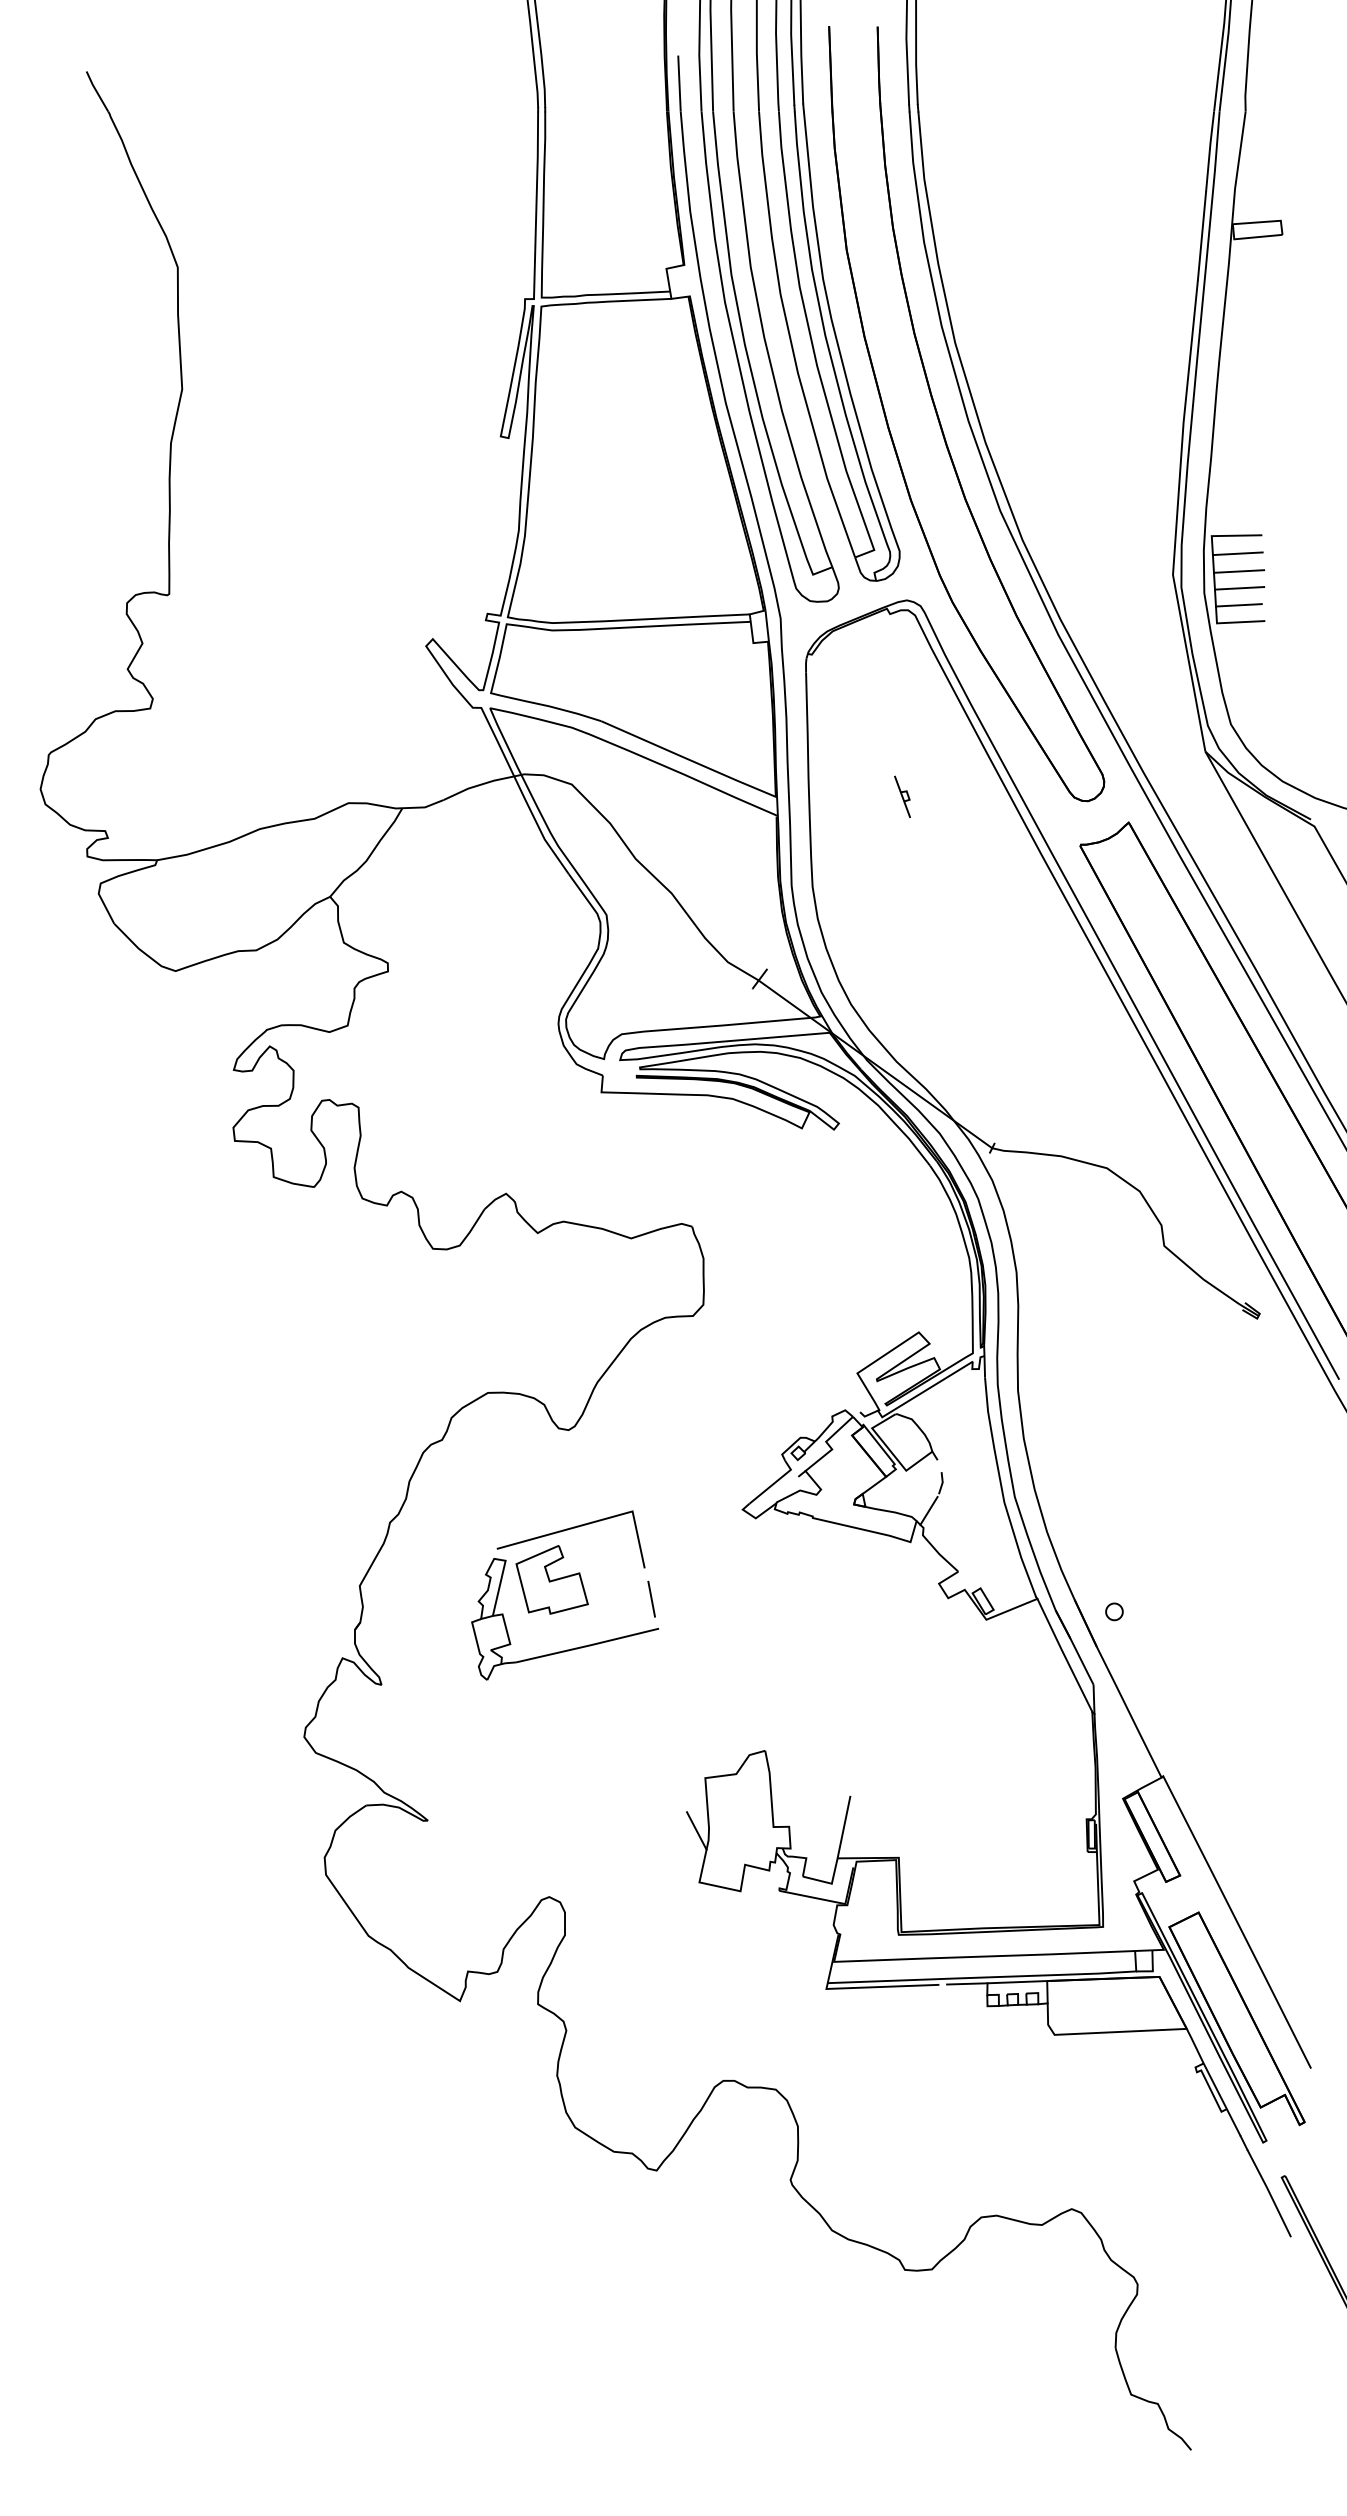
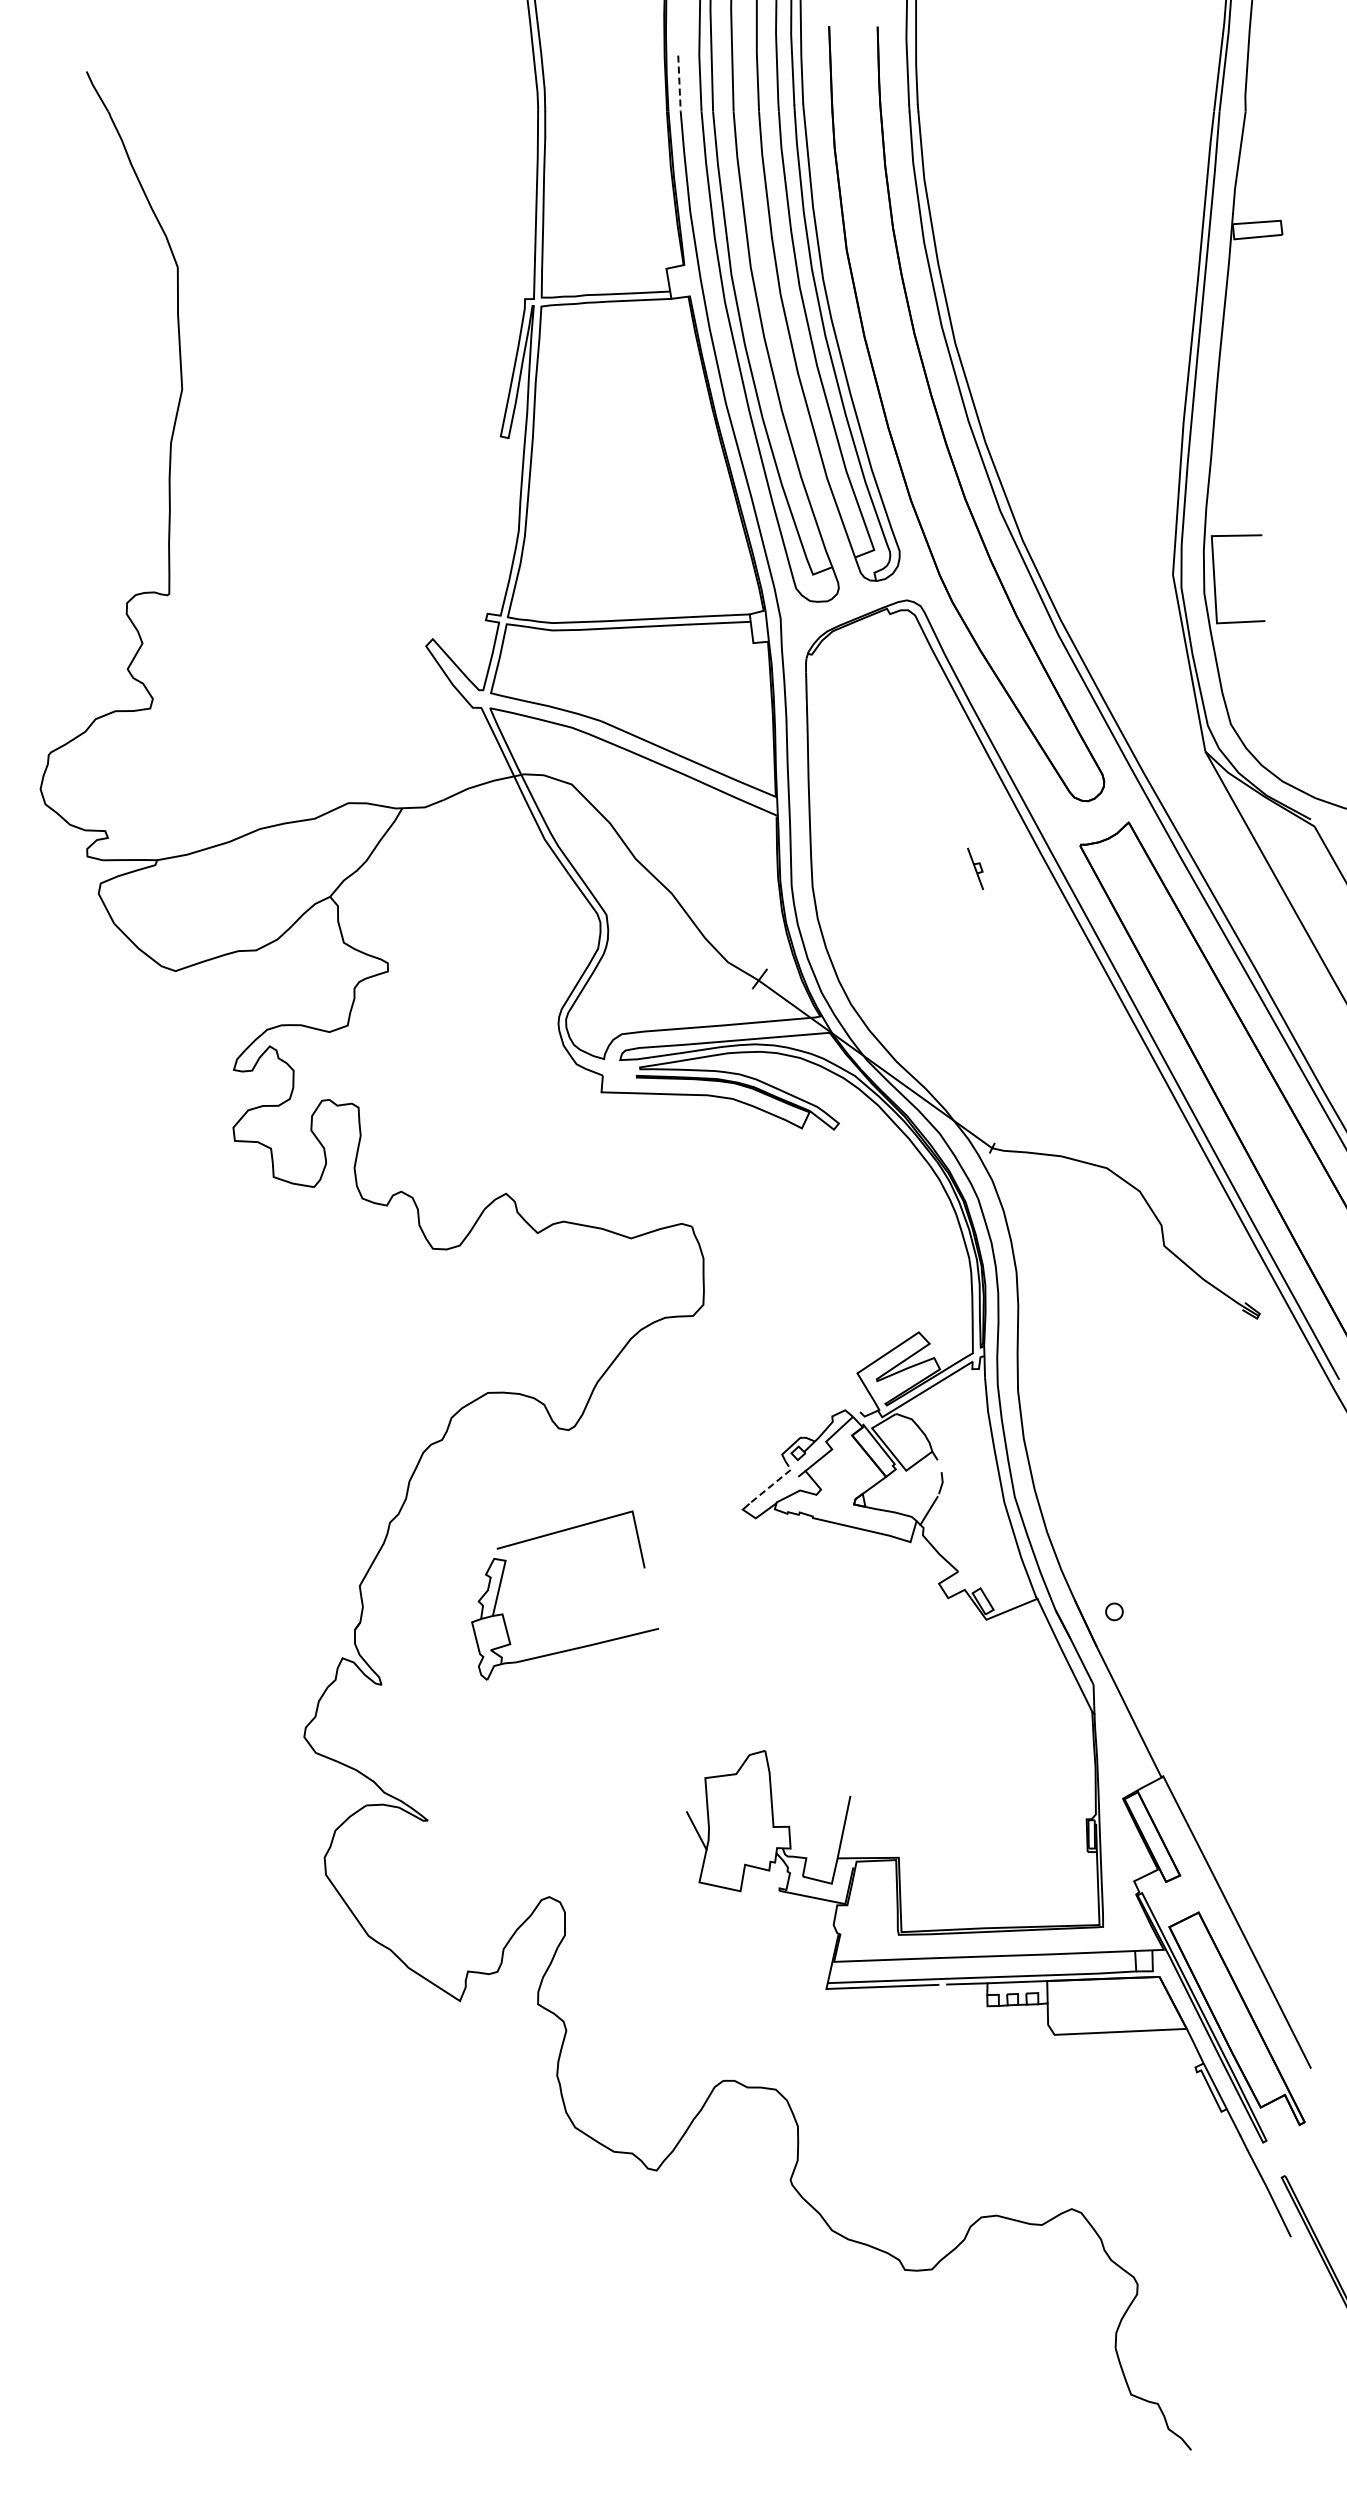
line: solid -> dashed (679, 84)
line: present -> none (1237, 553)
line: present -> none (1238, 571)
line: present -> none (1239, 588)
line: present -> none (1238, 605)
part position: (902, 796) -> (975, 868) (975, 868)
line: solid -> dashed (774, 1482)
part: present -> none (551, 1579)
line: present -> none (651, 1598)
